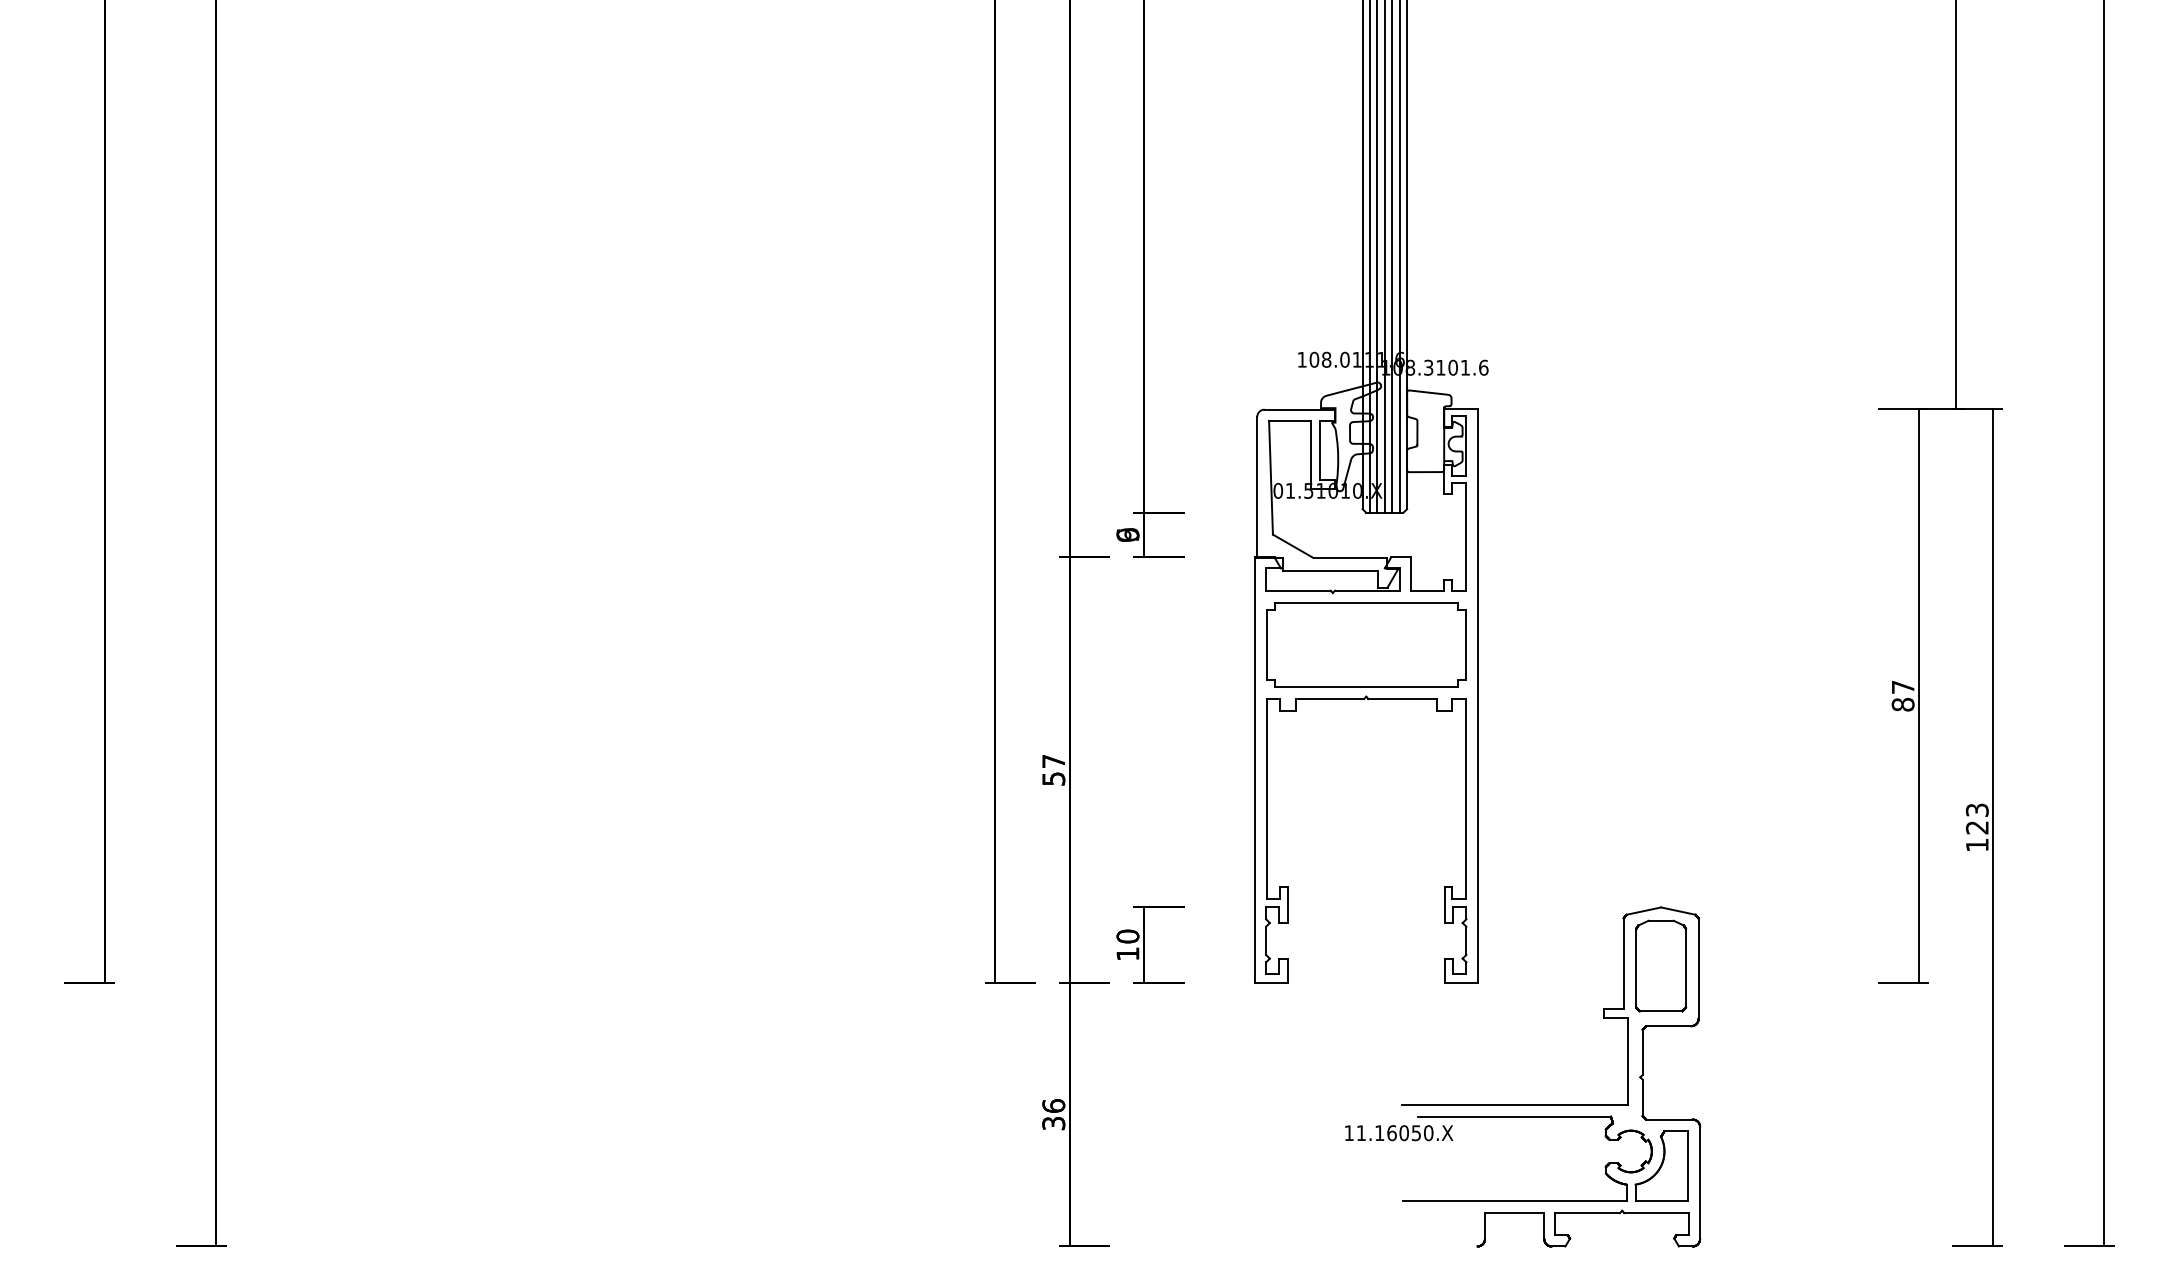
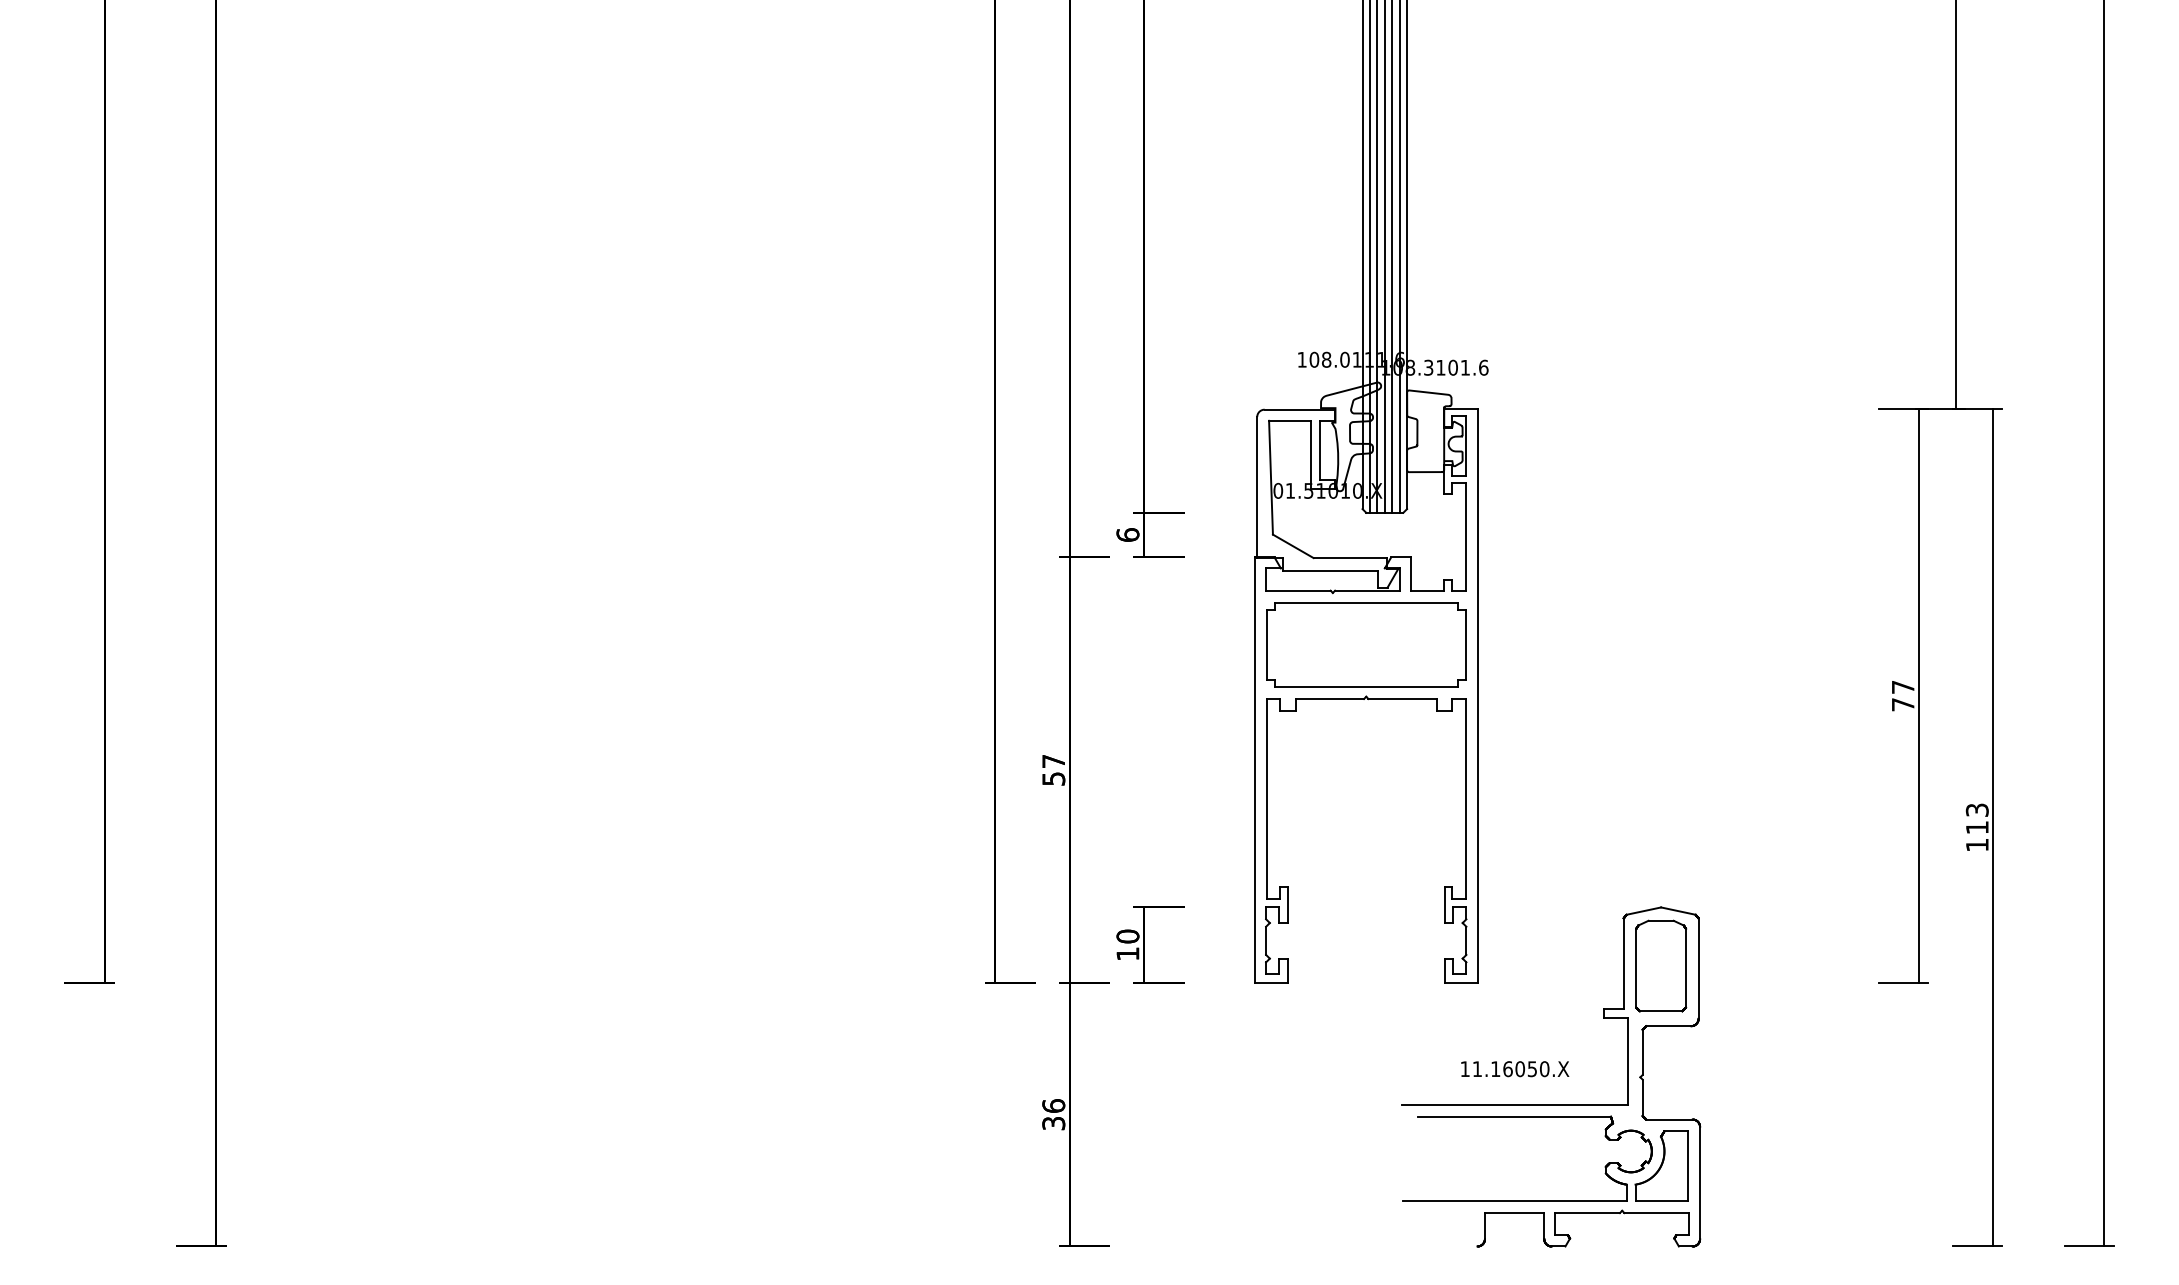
text: 9 -> 6 (1127, 534)
text: 87 -> 77 (1902, 704)
text: 123 -> 113 (1976, 827)
text position: (1399, 1133) -> (1515, 1069) (1515, 1069)
